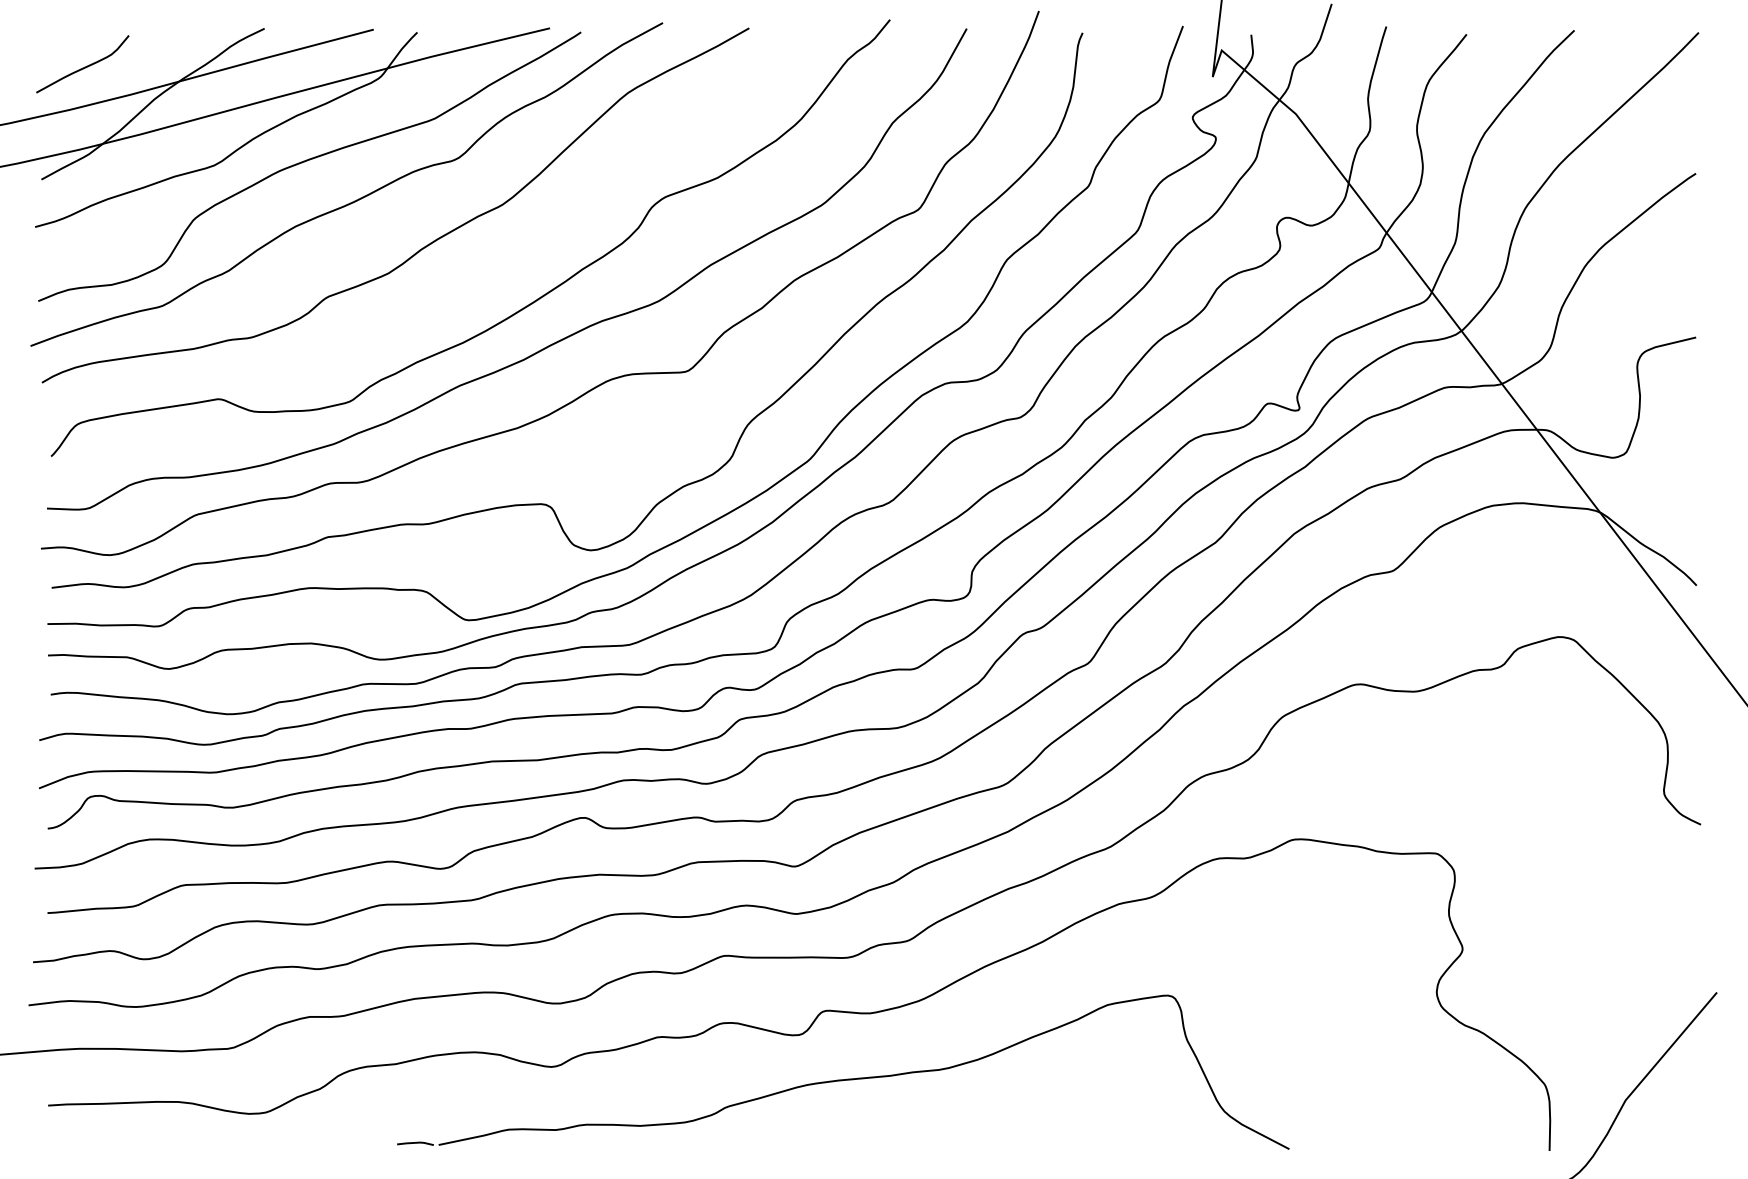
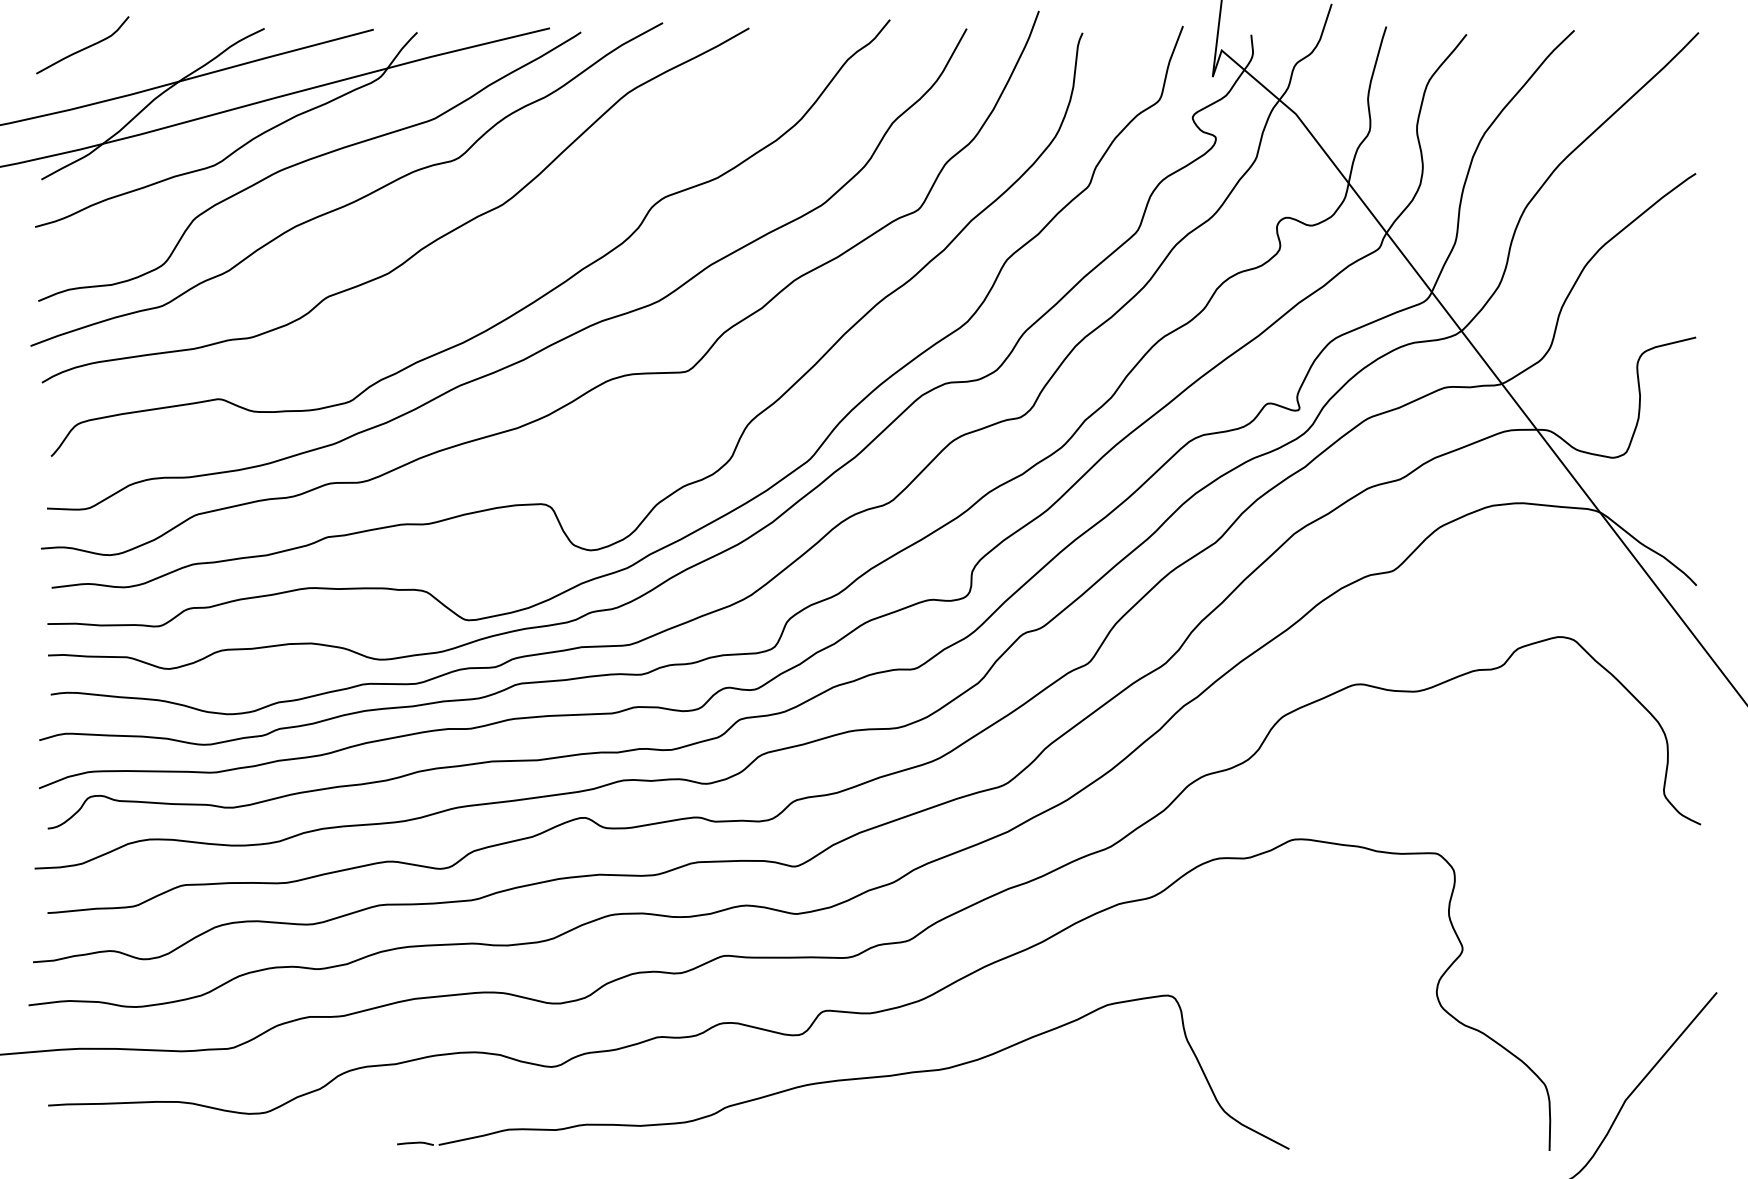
curve position: (84, 66) -> (84, 47) (84, 47)
